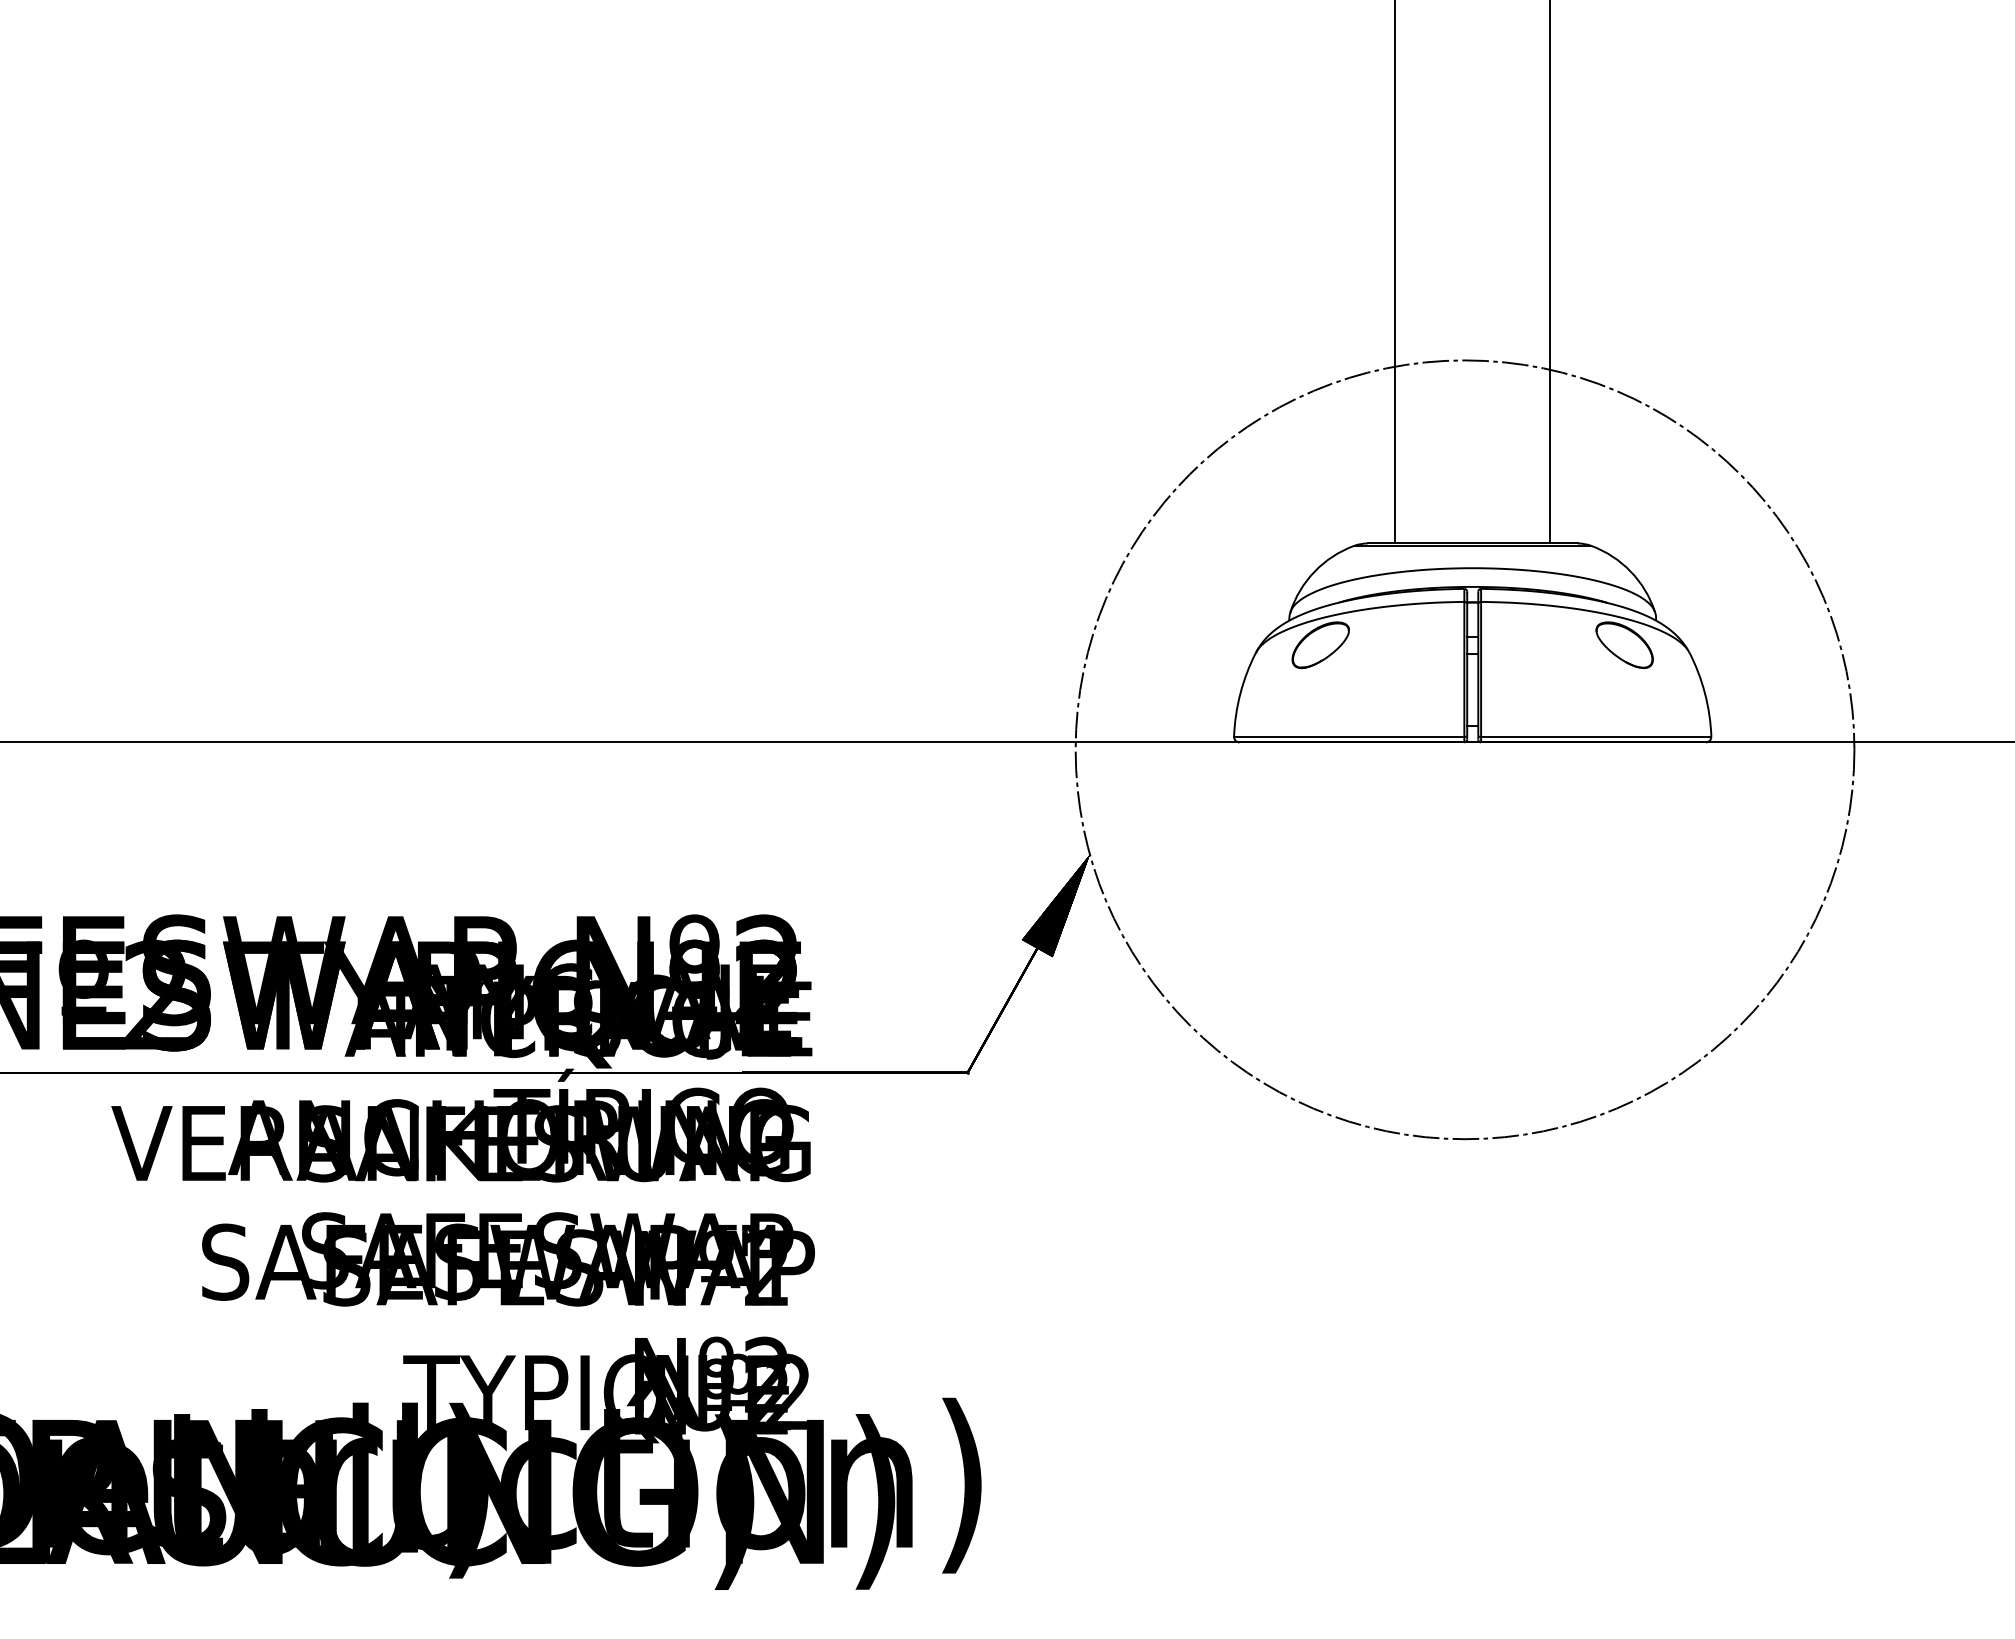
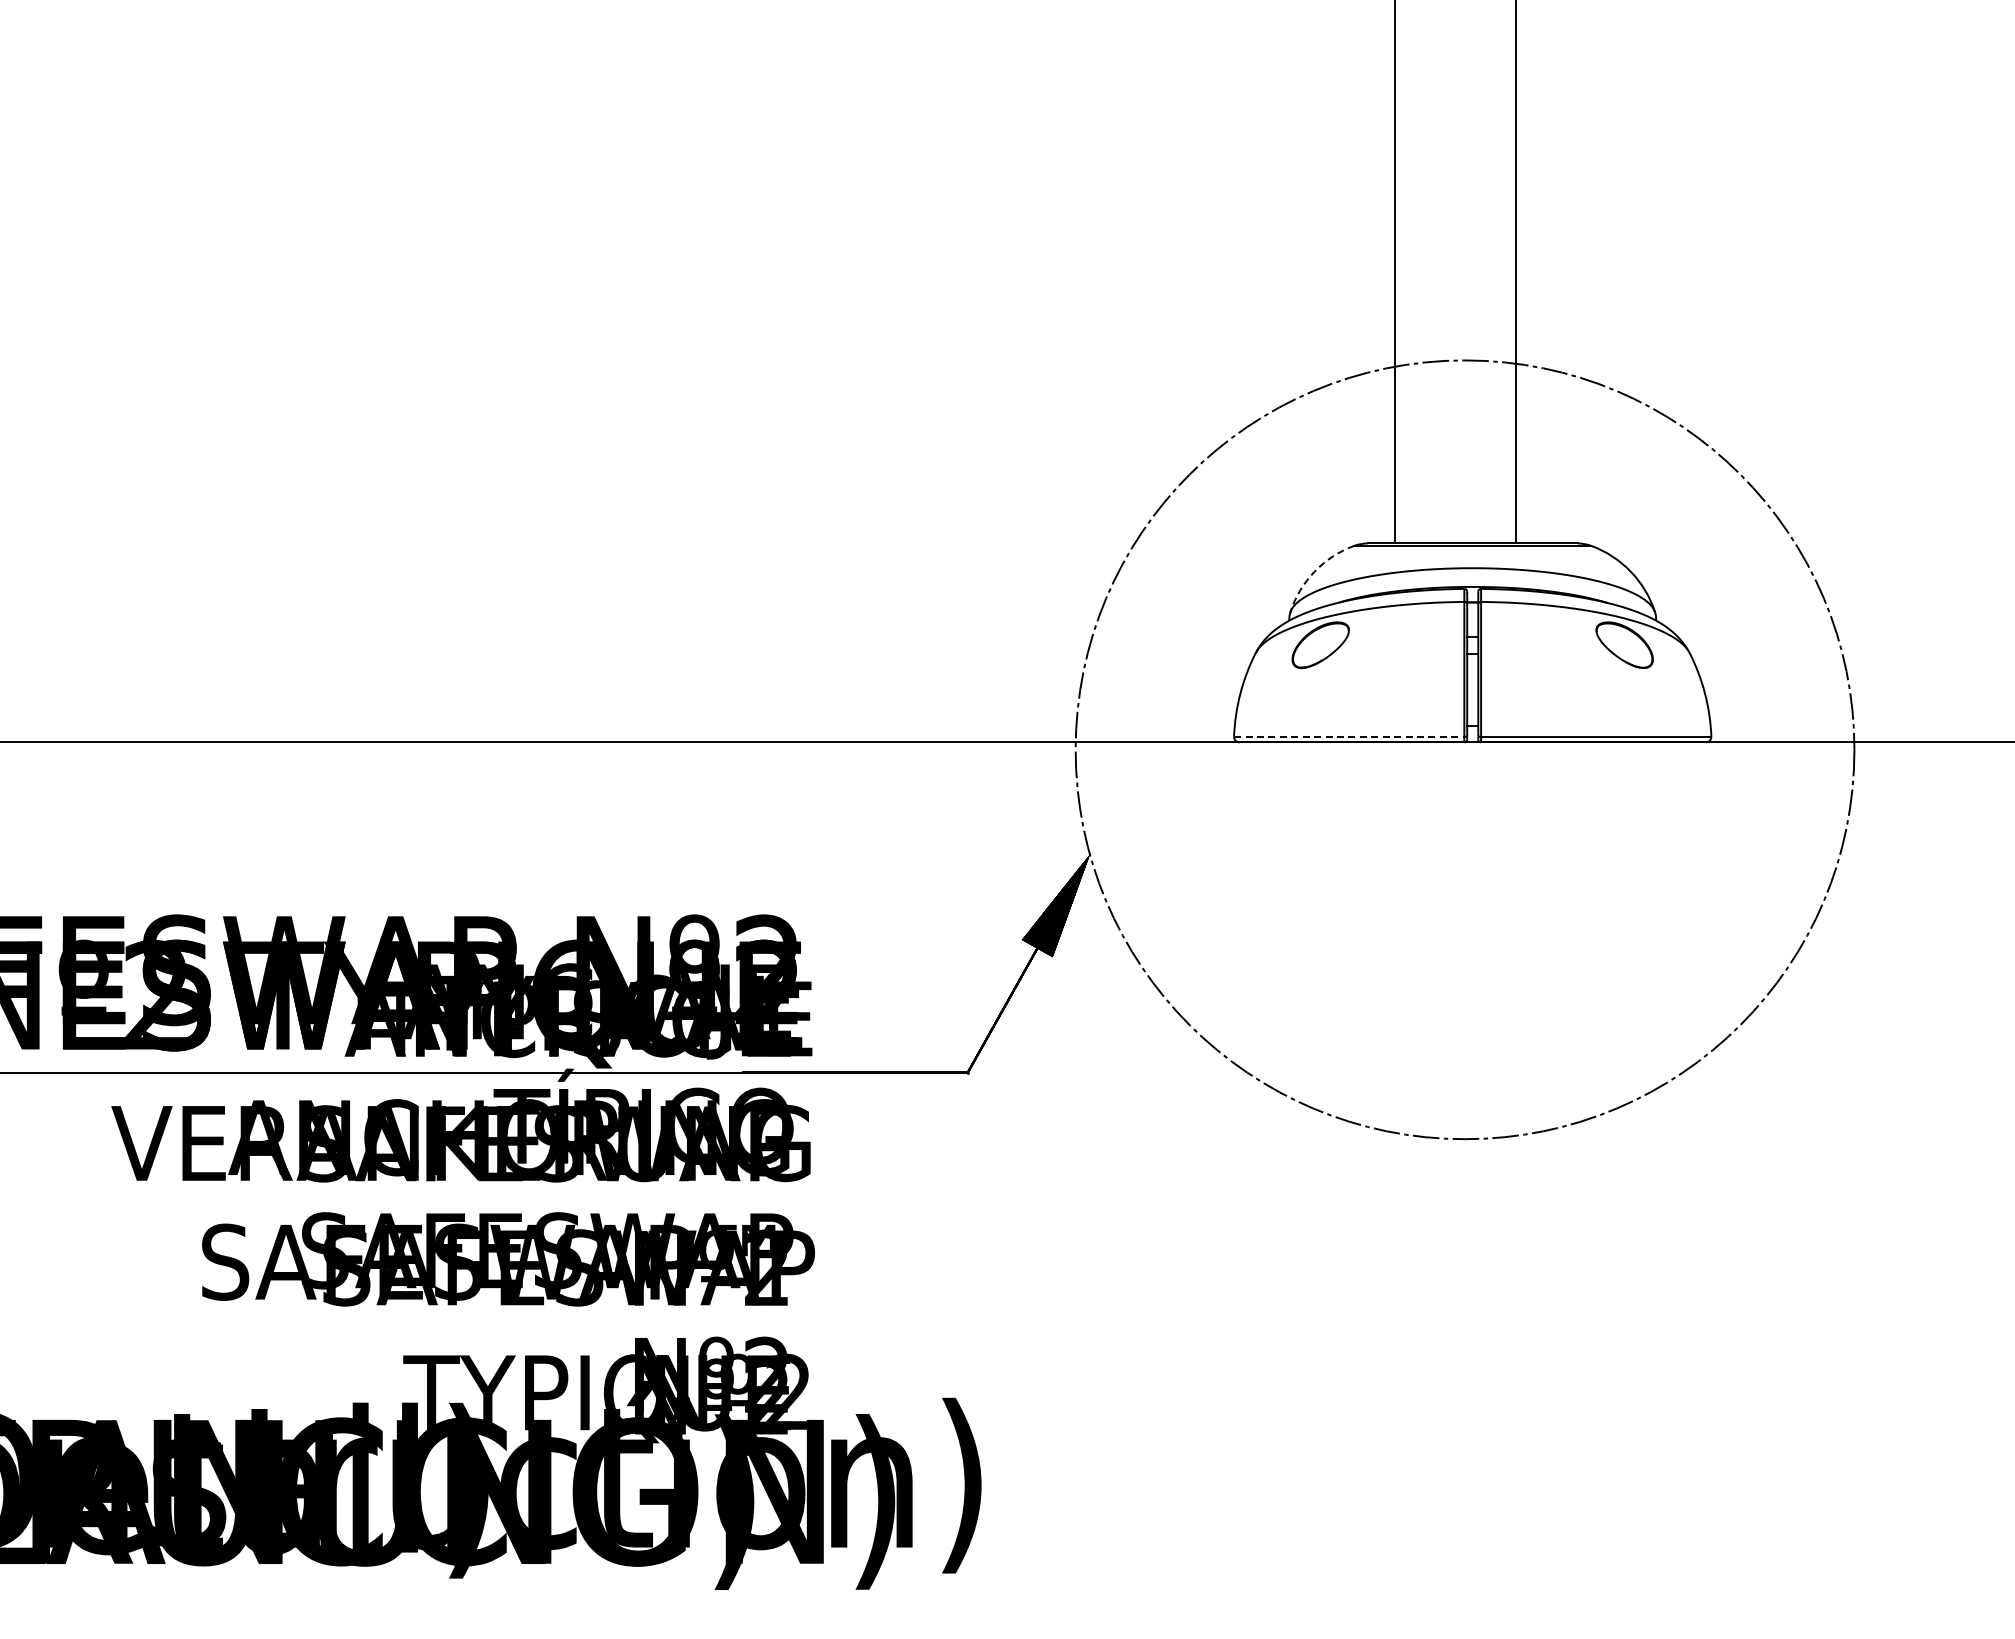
line position: (1550, 272) -> (1516, 272) (1516, 272)
arc: solid -> dashed (1314, 571)
line: solid -> dashed (1349, 736)
